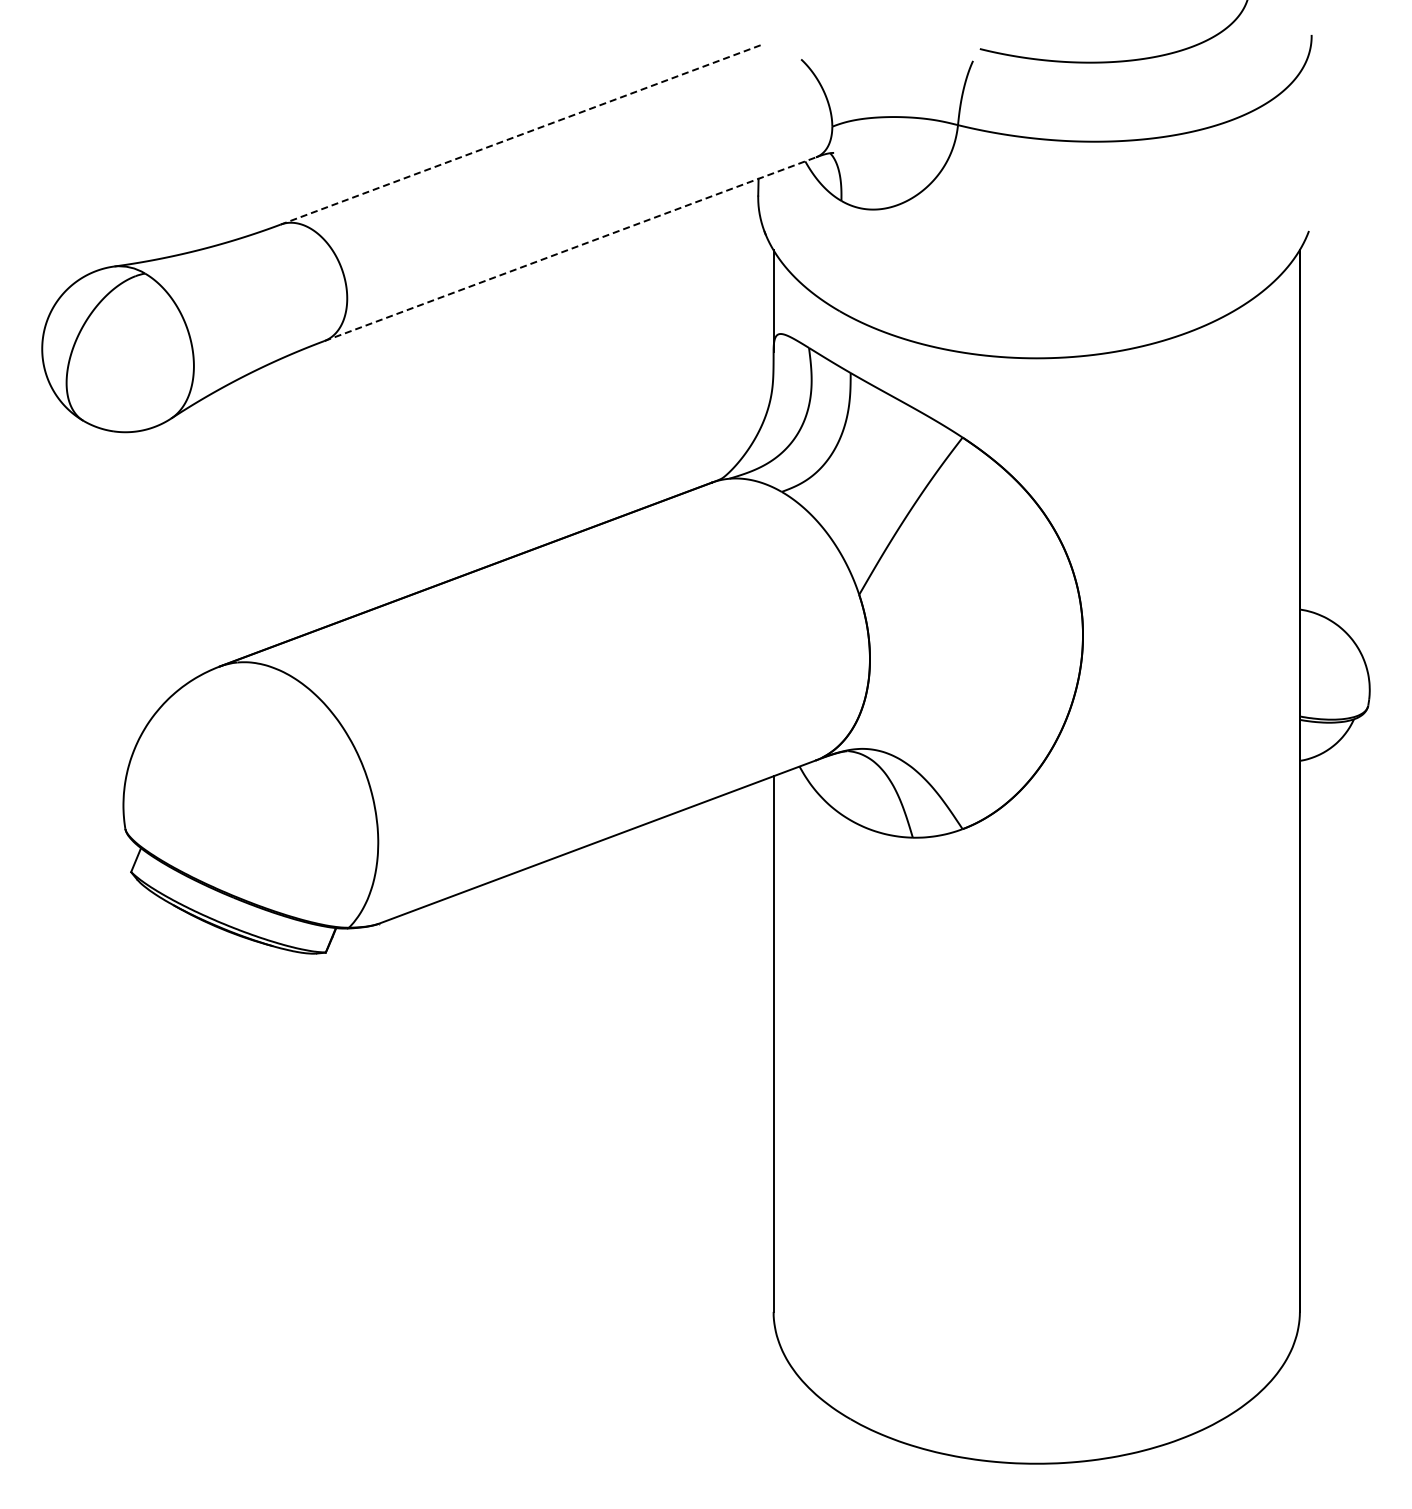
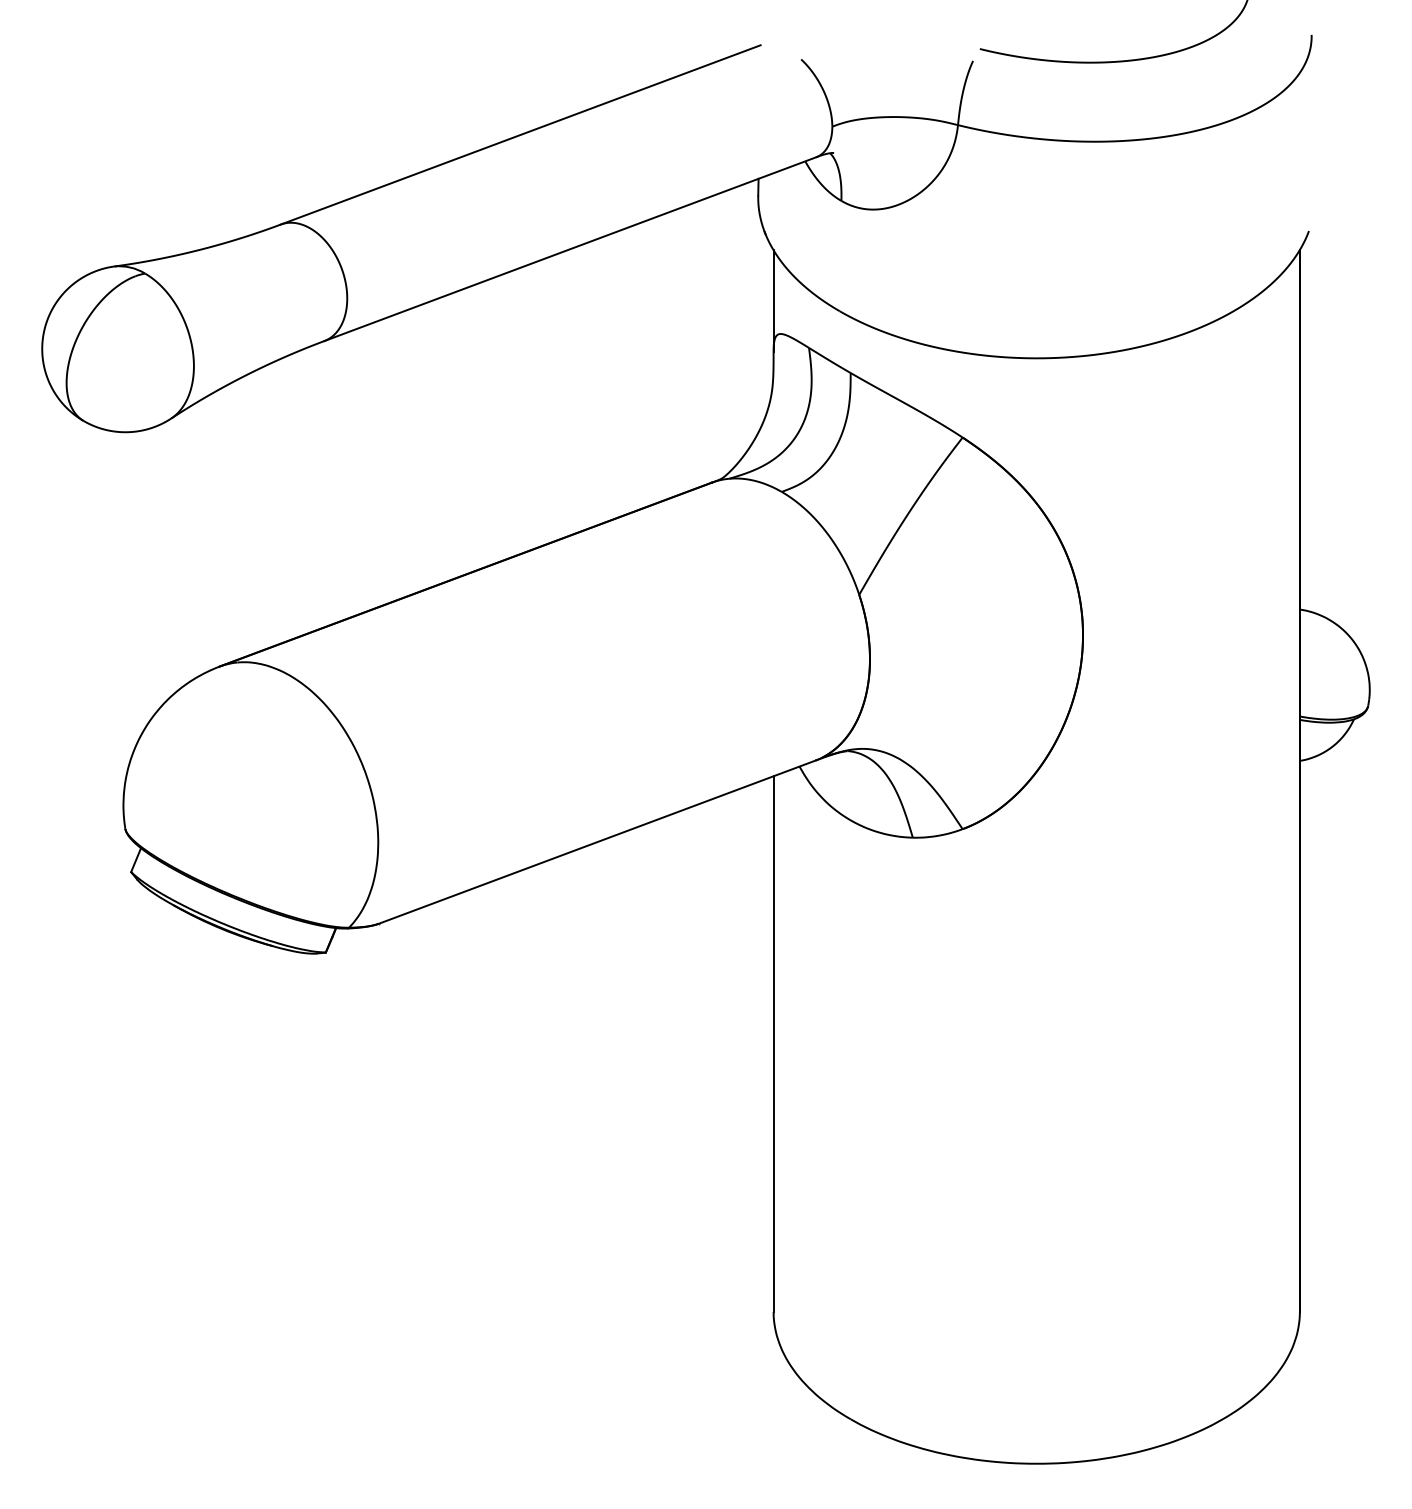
line: dashed -> solid (520, 135)
line: dashed -> solid (570, 249)
